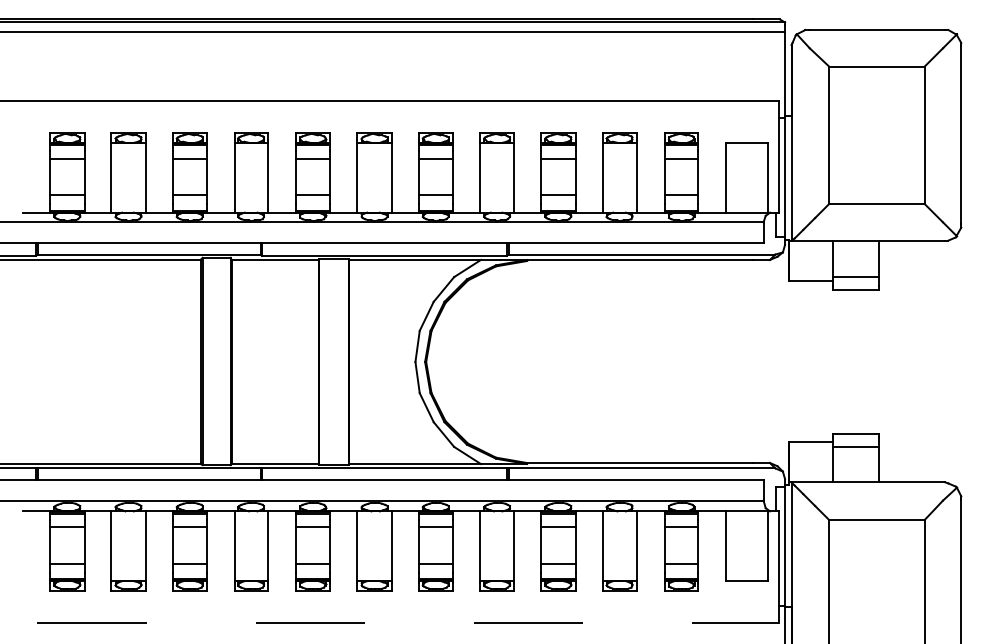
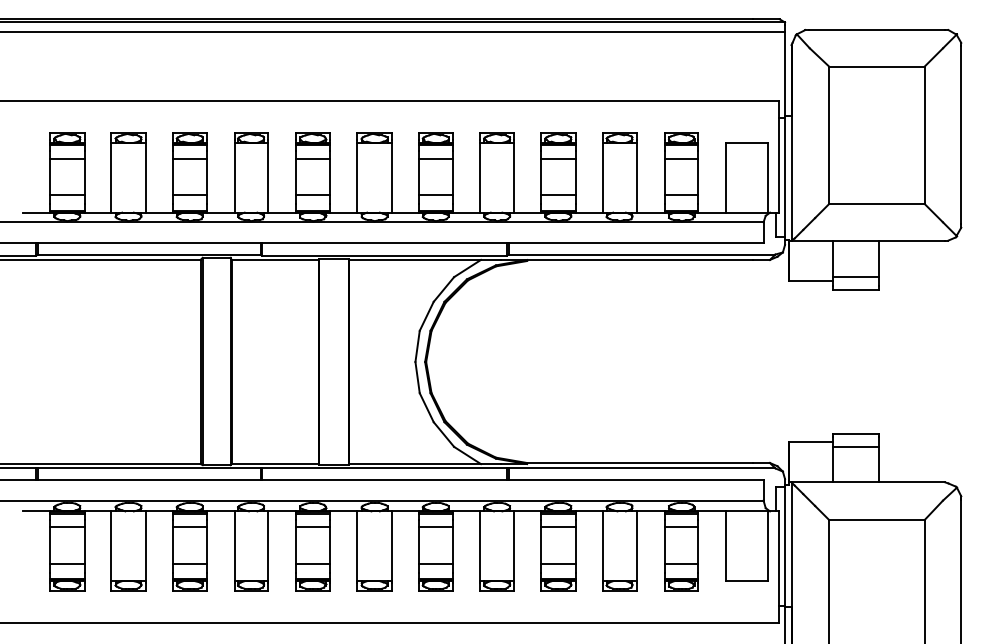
line: dashed -> solid (389, 623)
